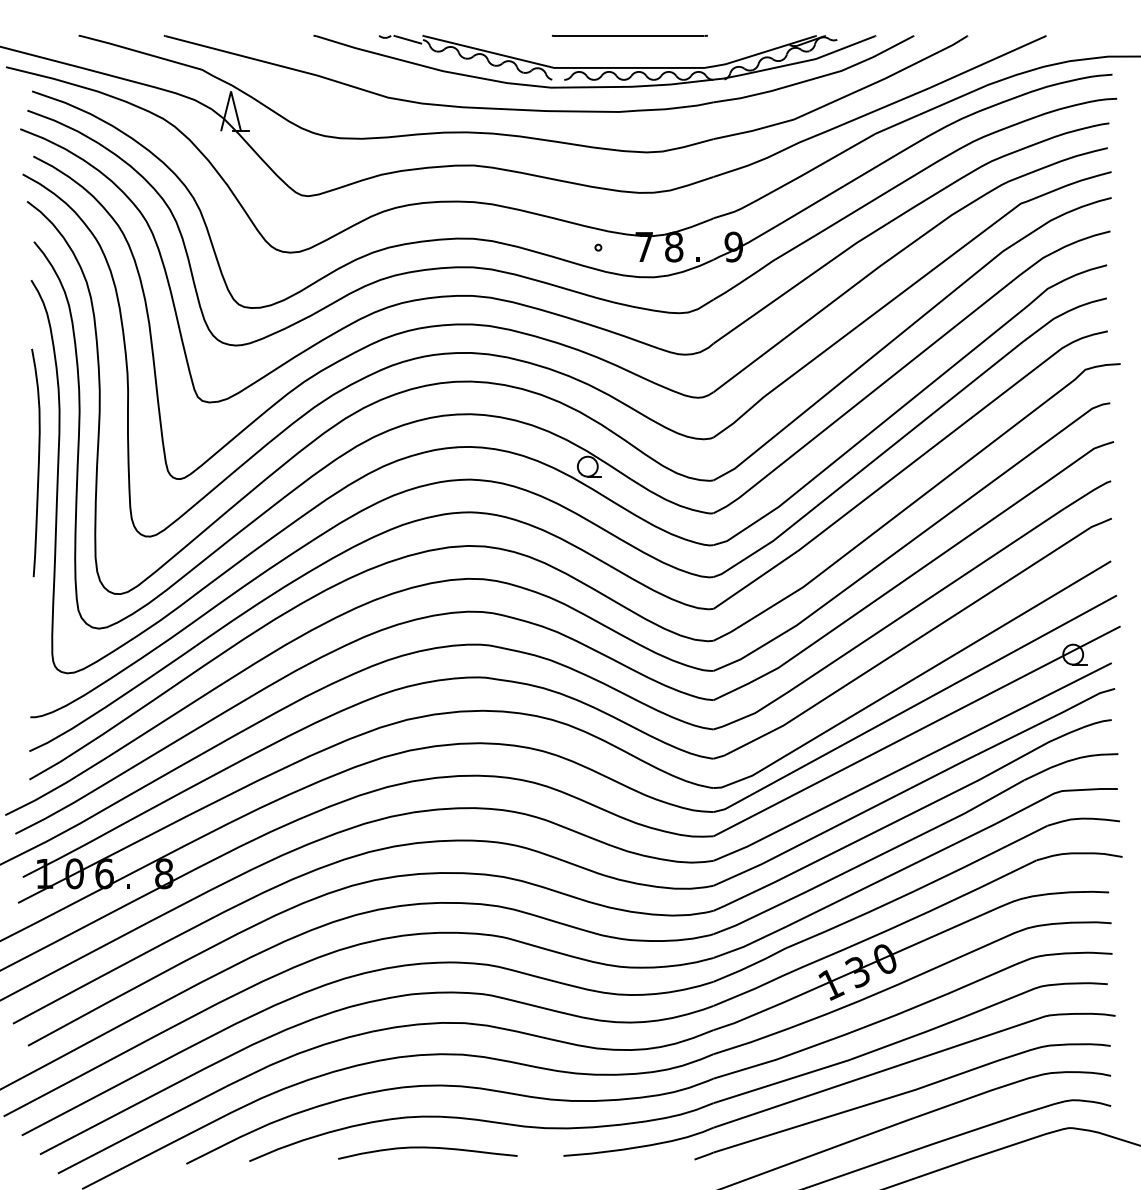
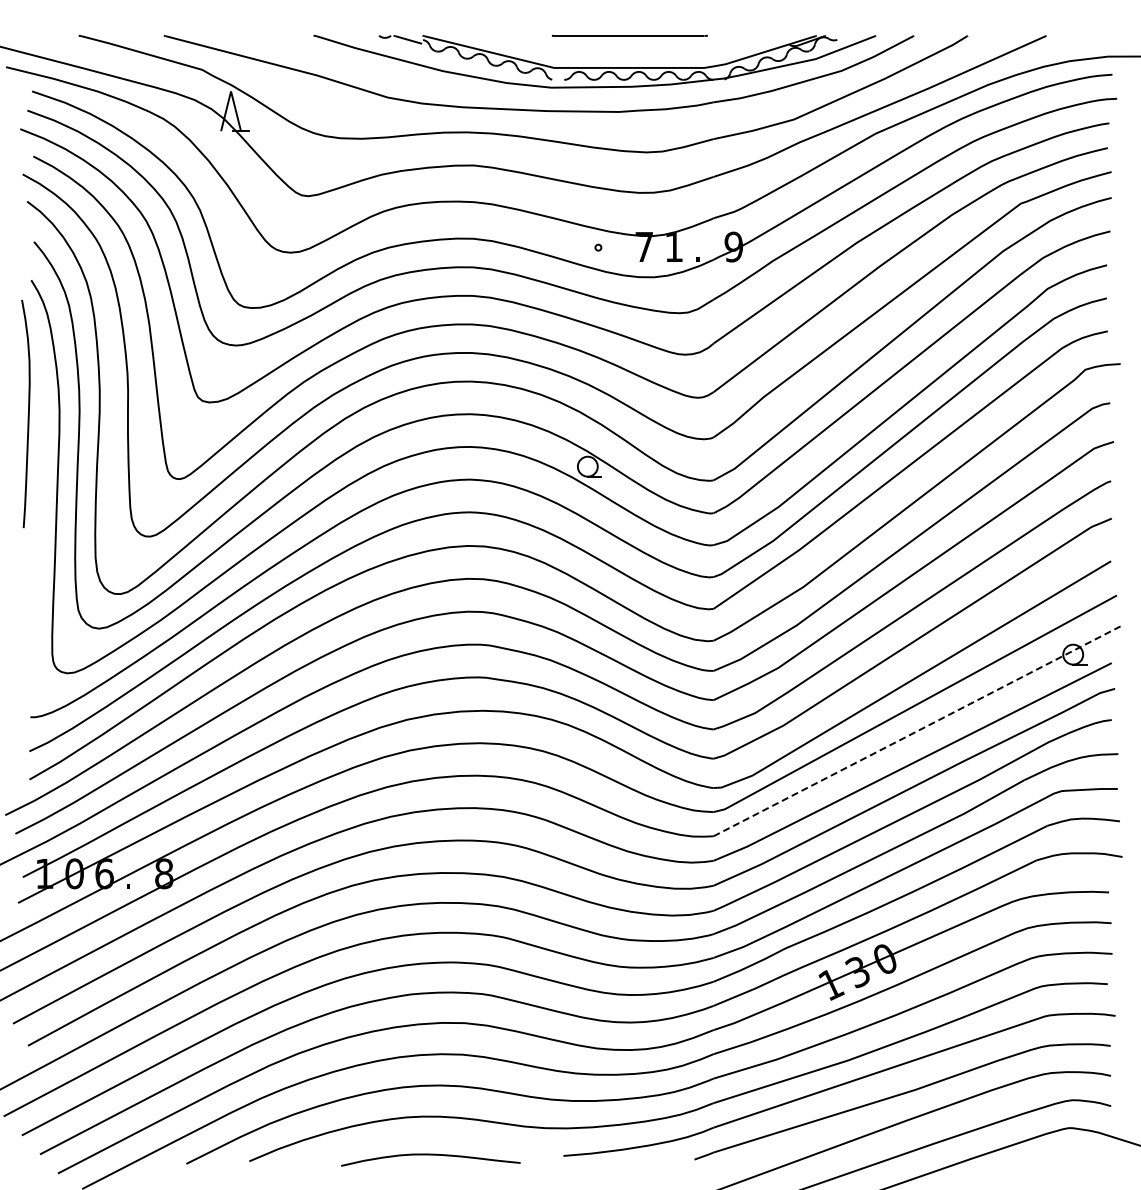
text: 8 -> 1 (674, 246)
curve position: (37, 464) -> (27, 415) (27, 415)
line: solid -> dashed (916, 731)
curve position: (427, 1148) -> (430, 1155) (430, 1155)
